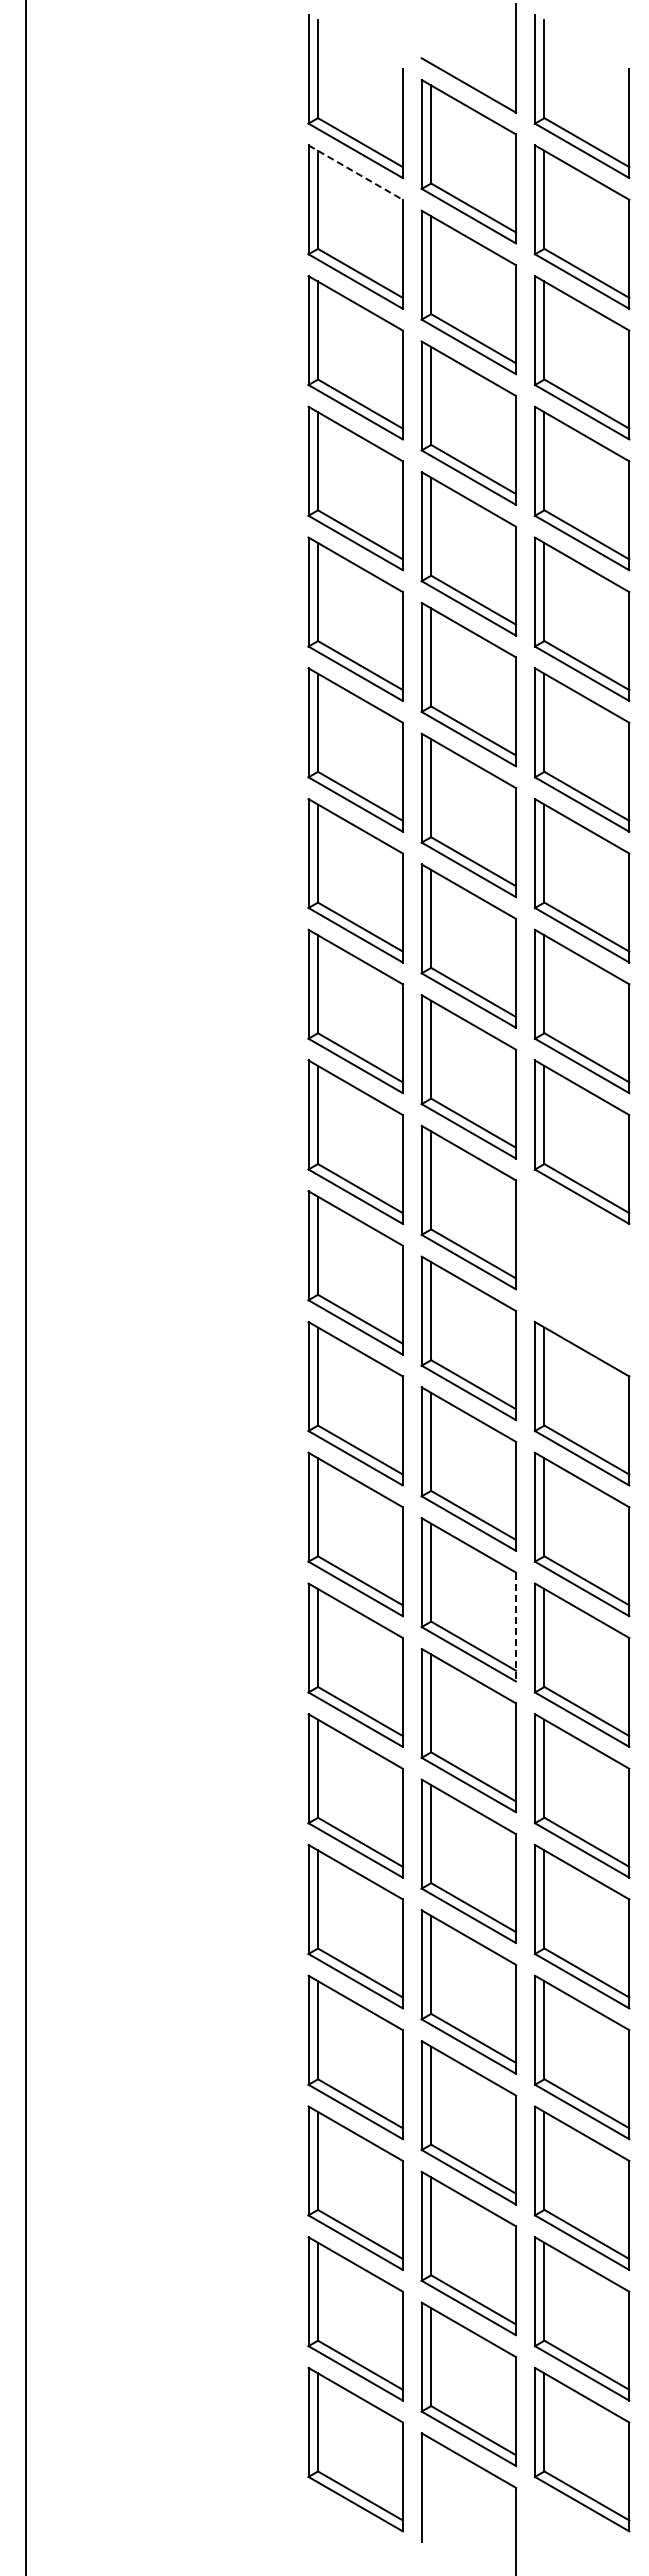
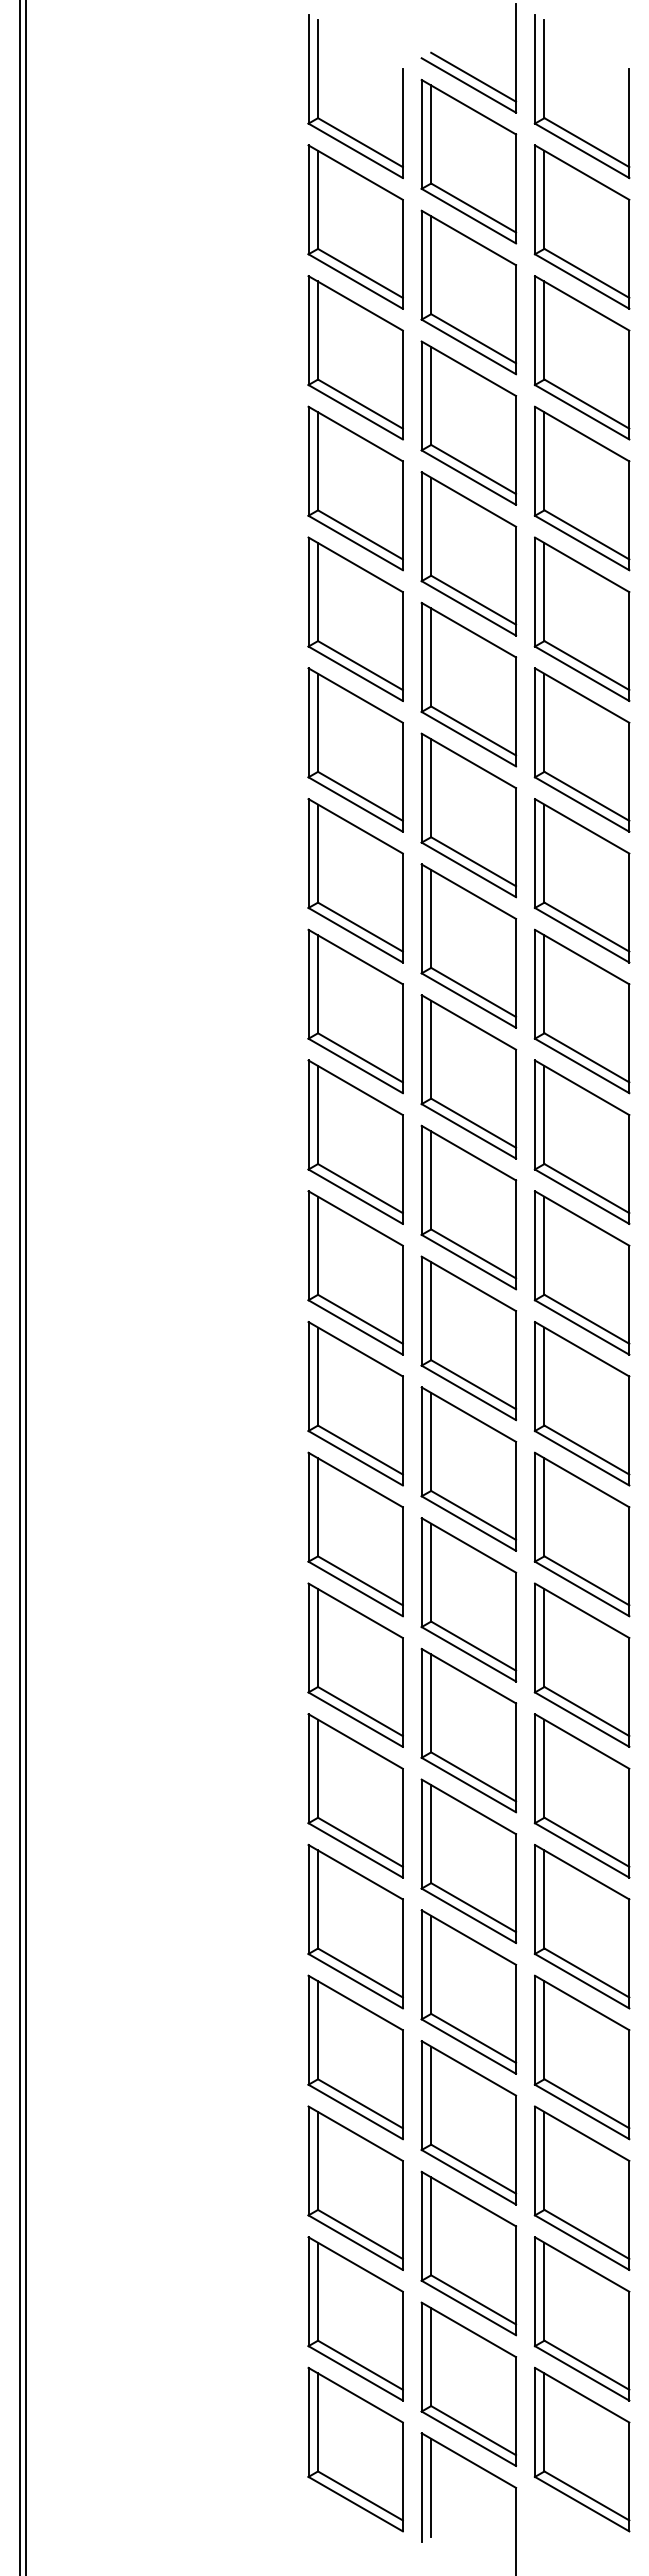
line: none -> present (473, 76)
line: dashed -> solid (356, 172)
part: none -> present (581, 1272)
line: none -> present (19, 1287)
line: dashed -> solid (516, 1627)
line: none -> present (431, 2487)
